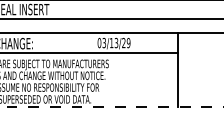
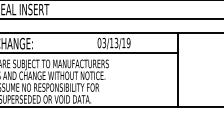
text: 03/13/29 -> 03/13/19 (123, 42)
line: dashed -> solid (111, 107)
